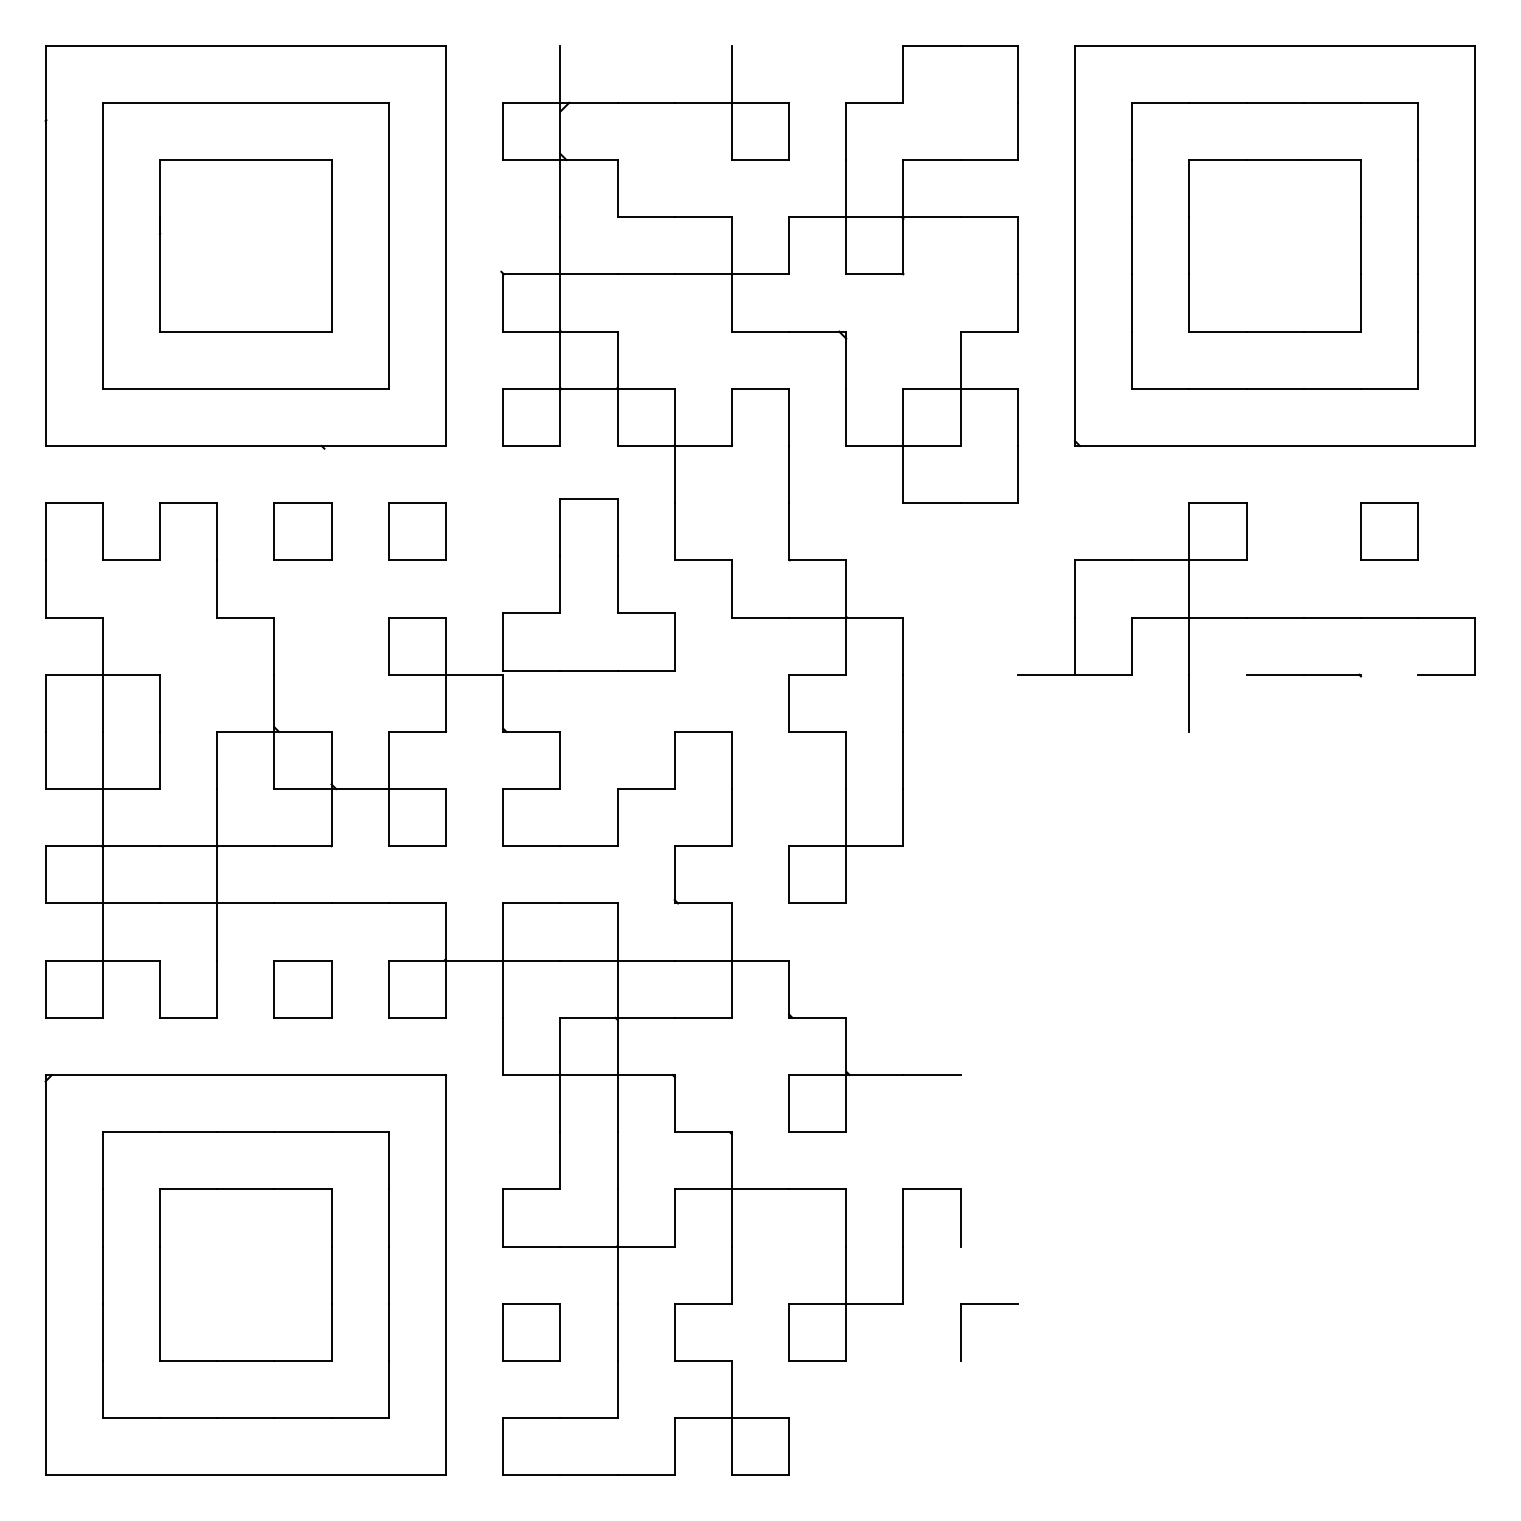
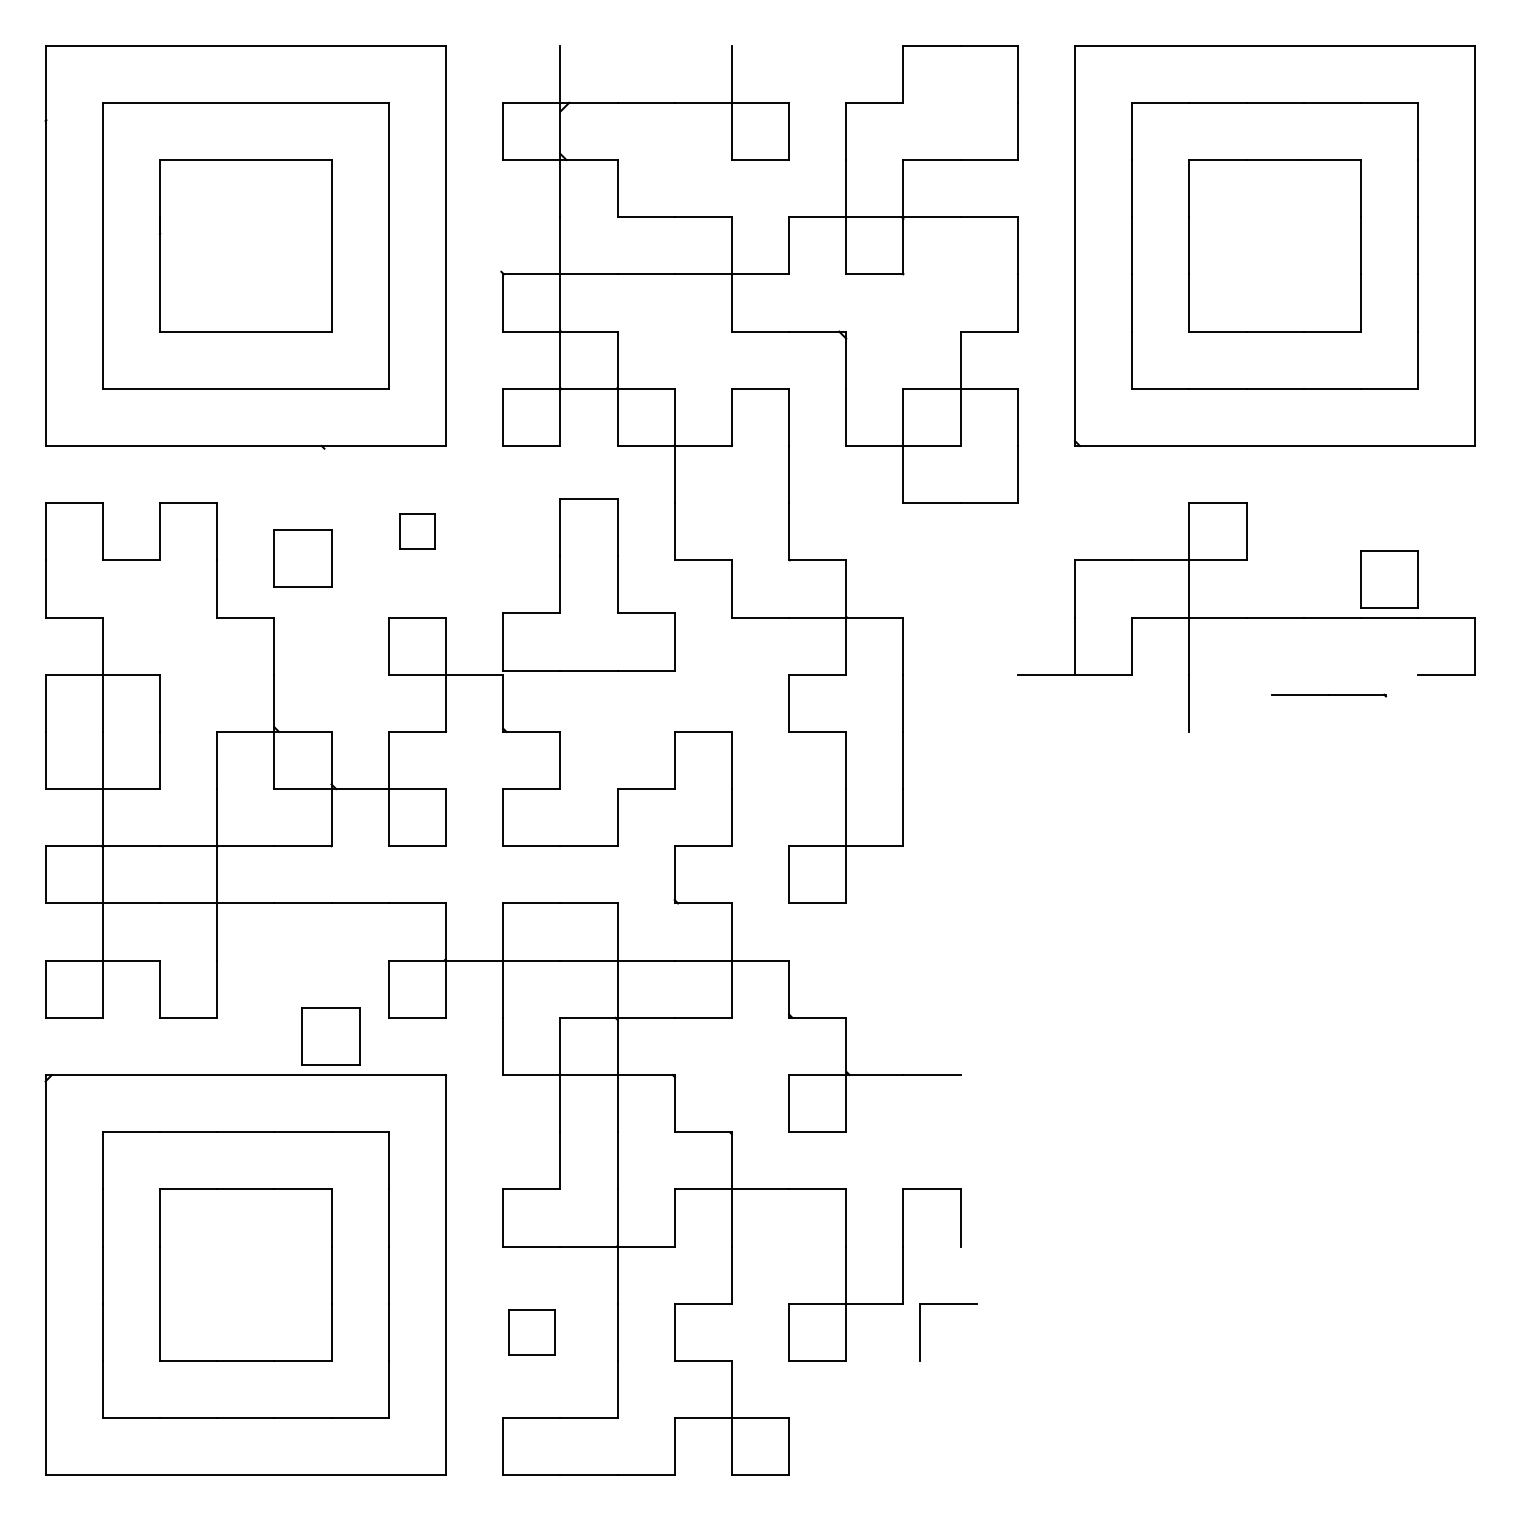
part position: (302, 531) -> (302, 558) (302, 558)
part size: 59x59 px -> 37x37 px (417, 531)
part position: (1389, 531) -> (1389, 579) (1389, 579)
part position: (1304, 675) -> (1329, 695) (1329, 695)
part position: (302, 989) -> (330, 1036) (330, 1036)
part position: (989, 1304) -> (948, 1304) (948, 1304)
part size: 59x59 px -> 48x47 px (531, 1332)
